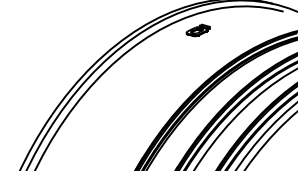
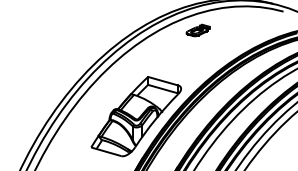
part: none -> present (135, 116)
